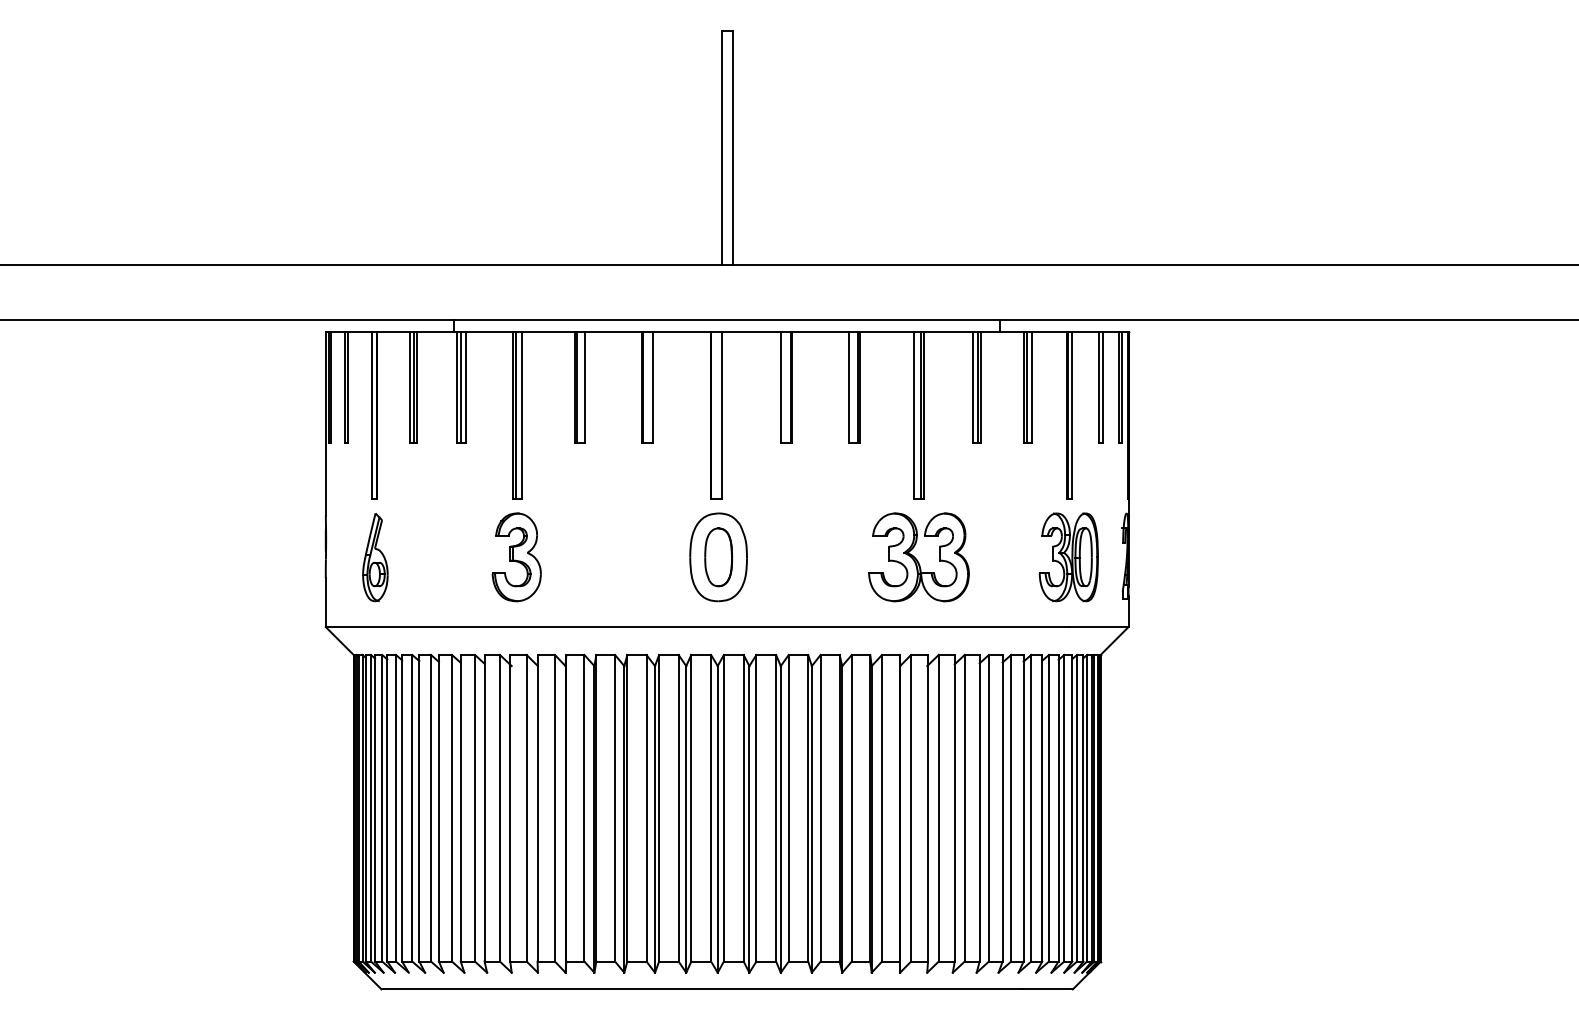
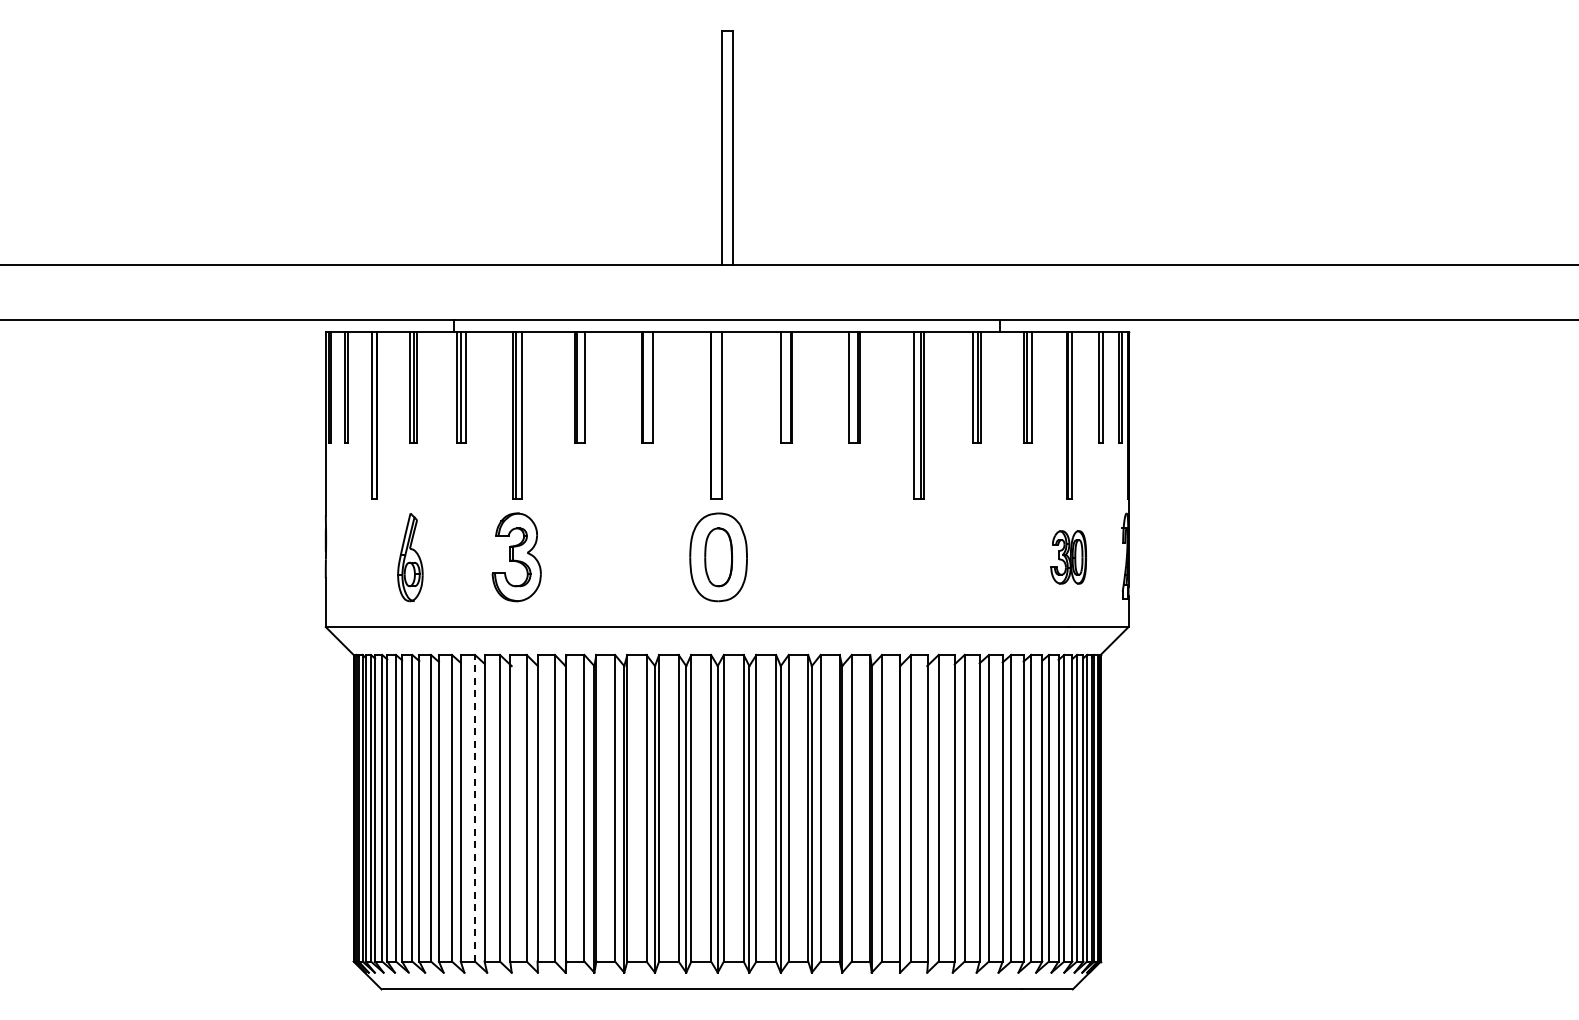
part position: (375, 557) -> (410, 557) (410, 557)
part: present -> none (918, 557)
part size: 61x91 px -> 37x55 px (1068, 557)
line: solid -> dashed (474, 807)
